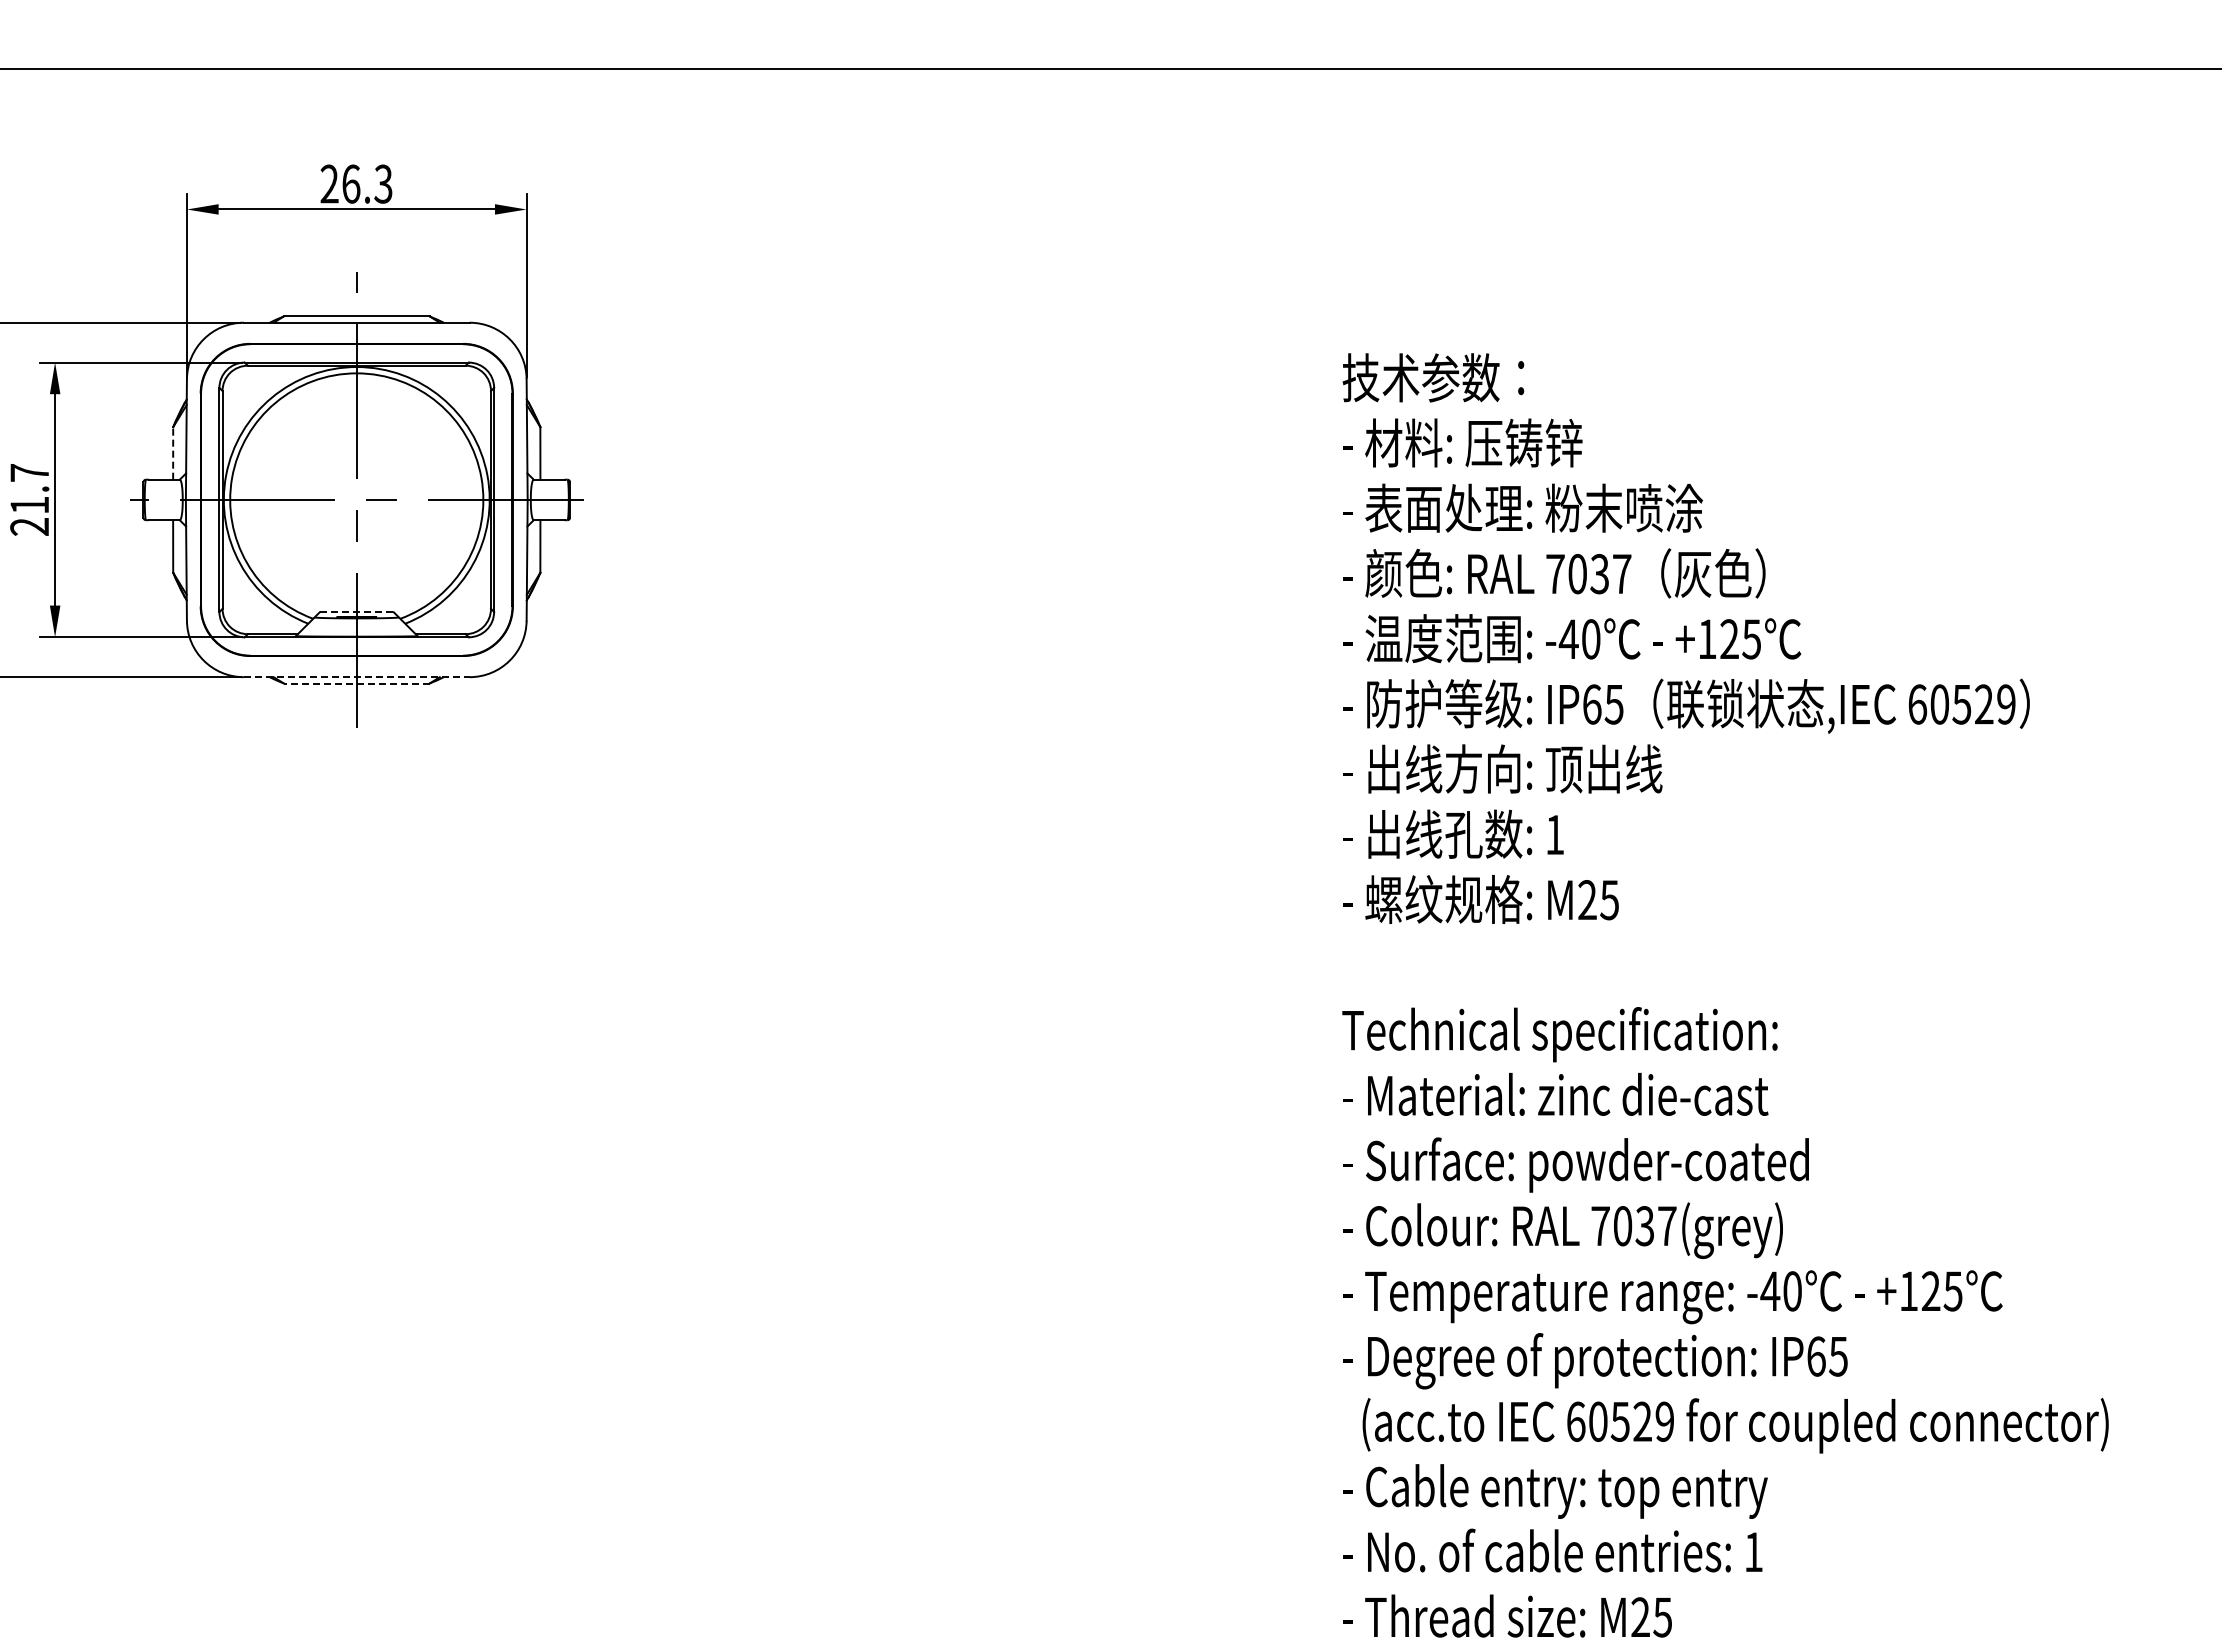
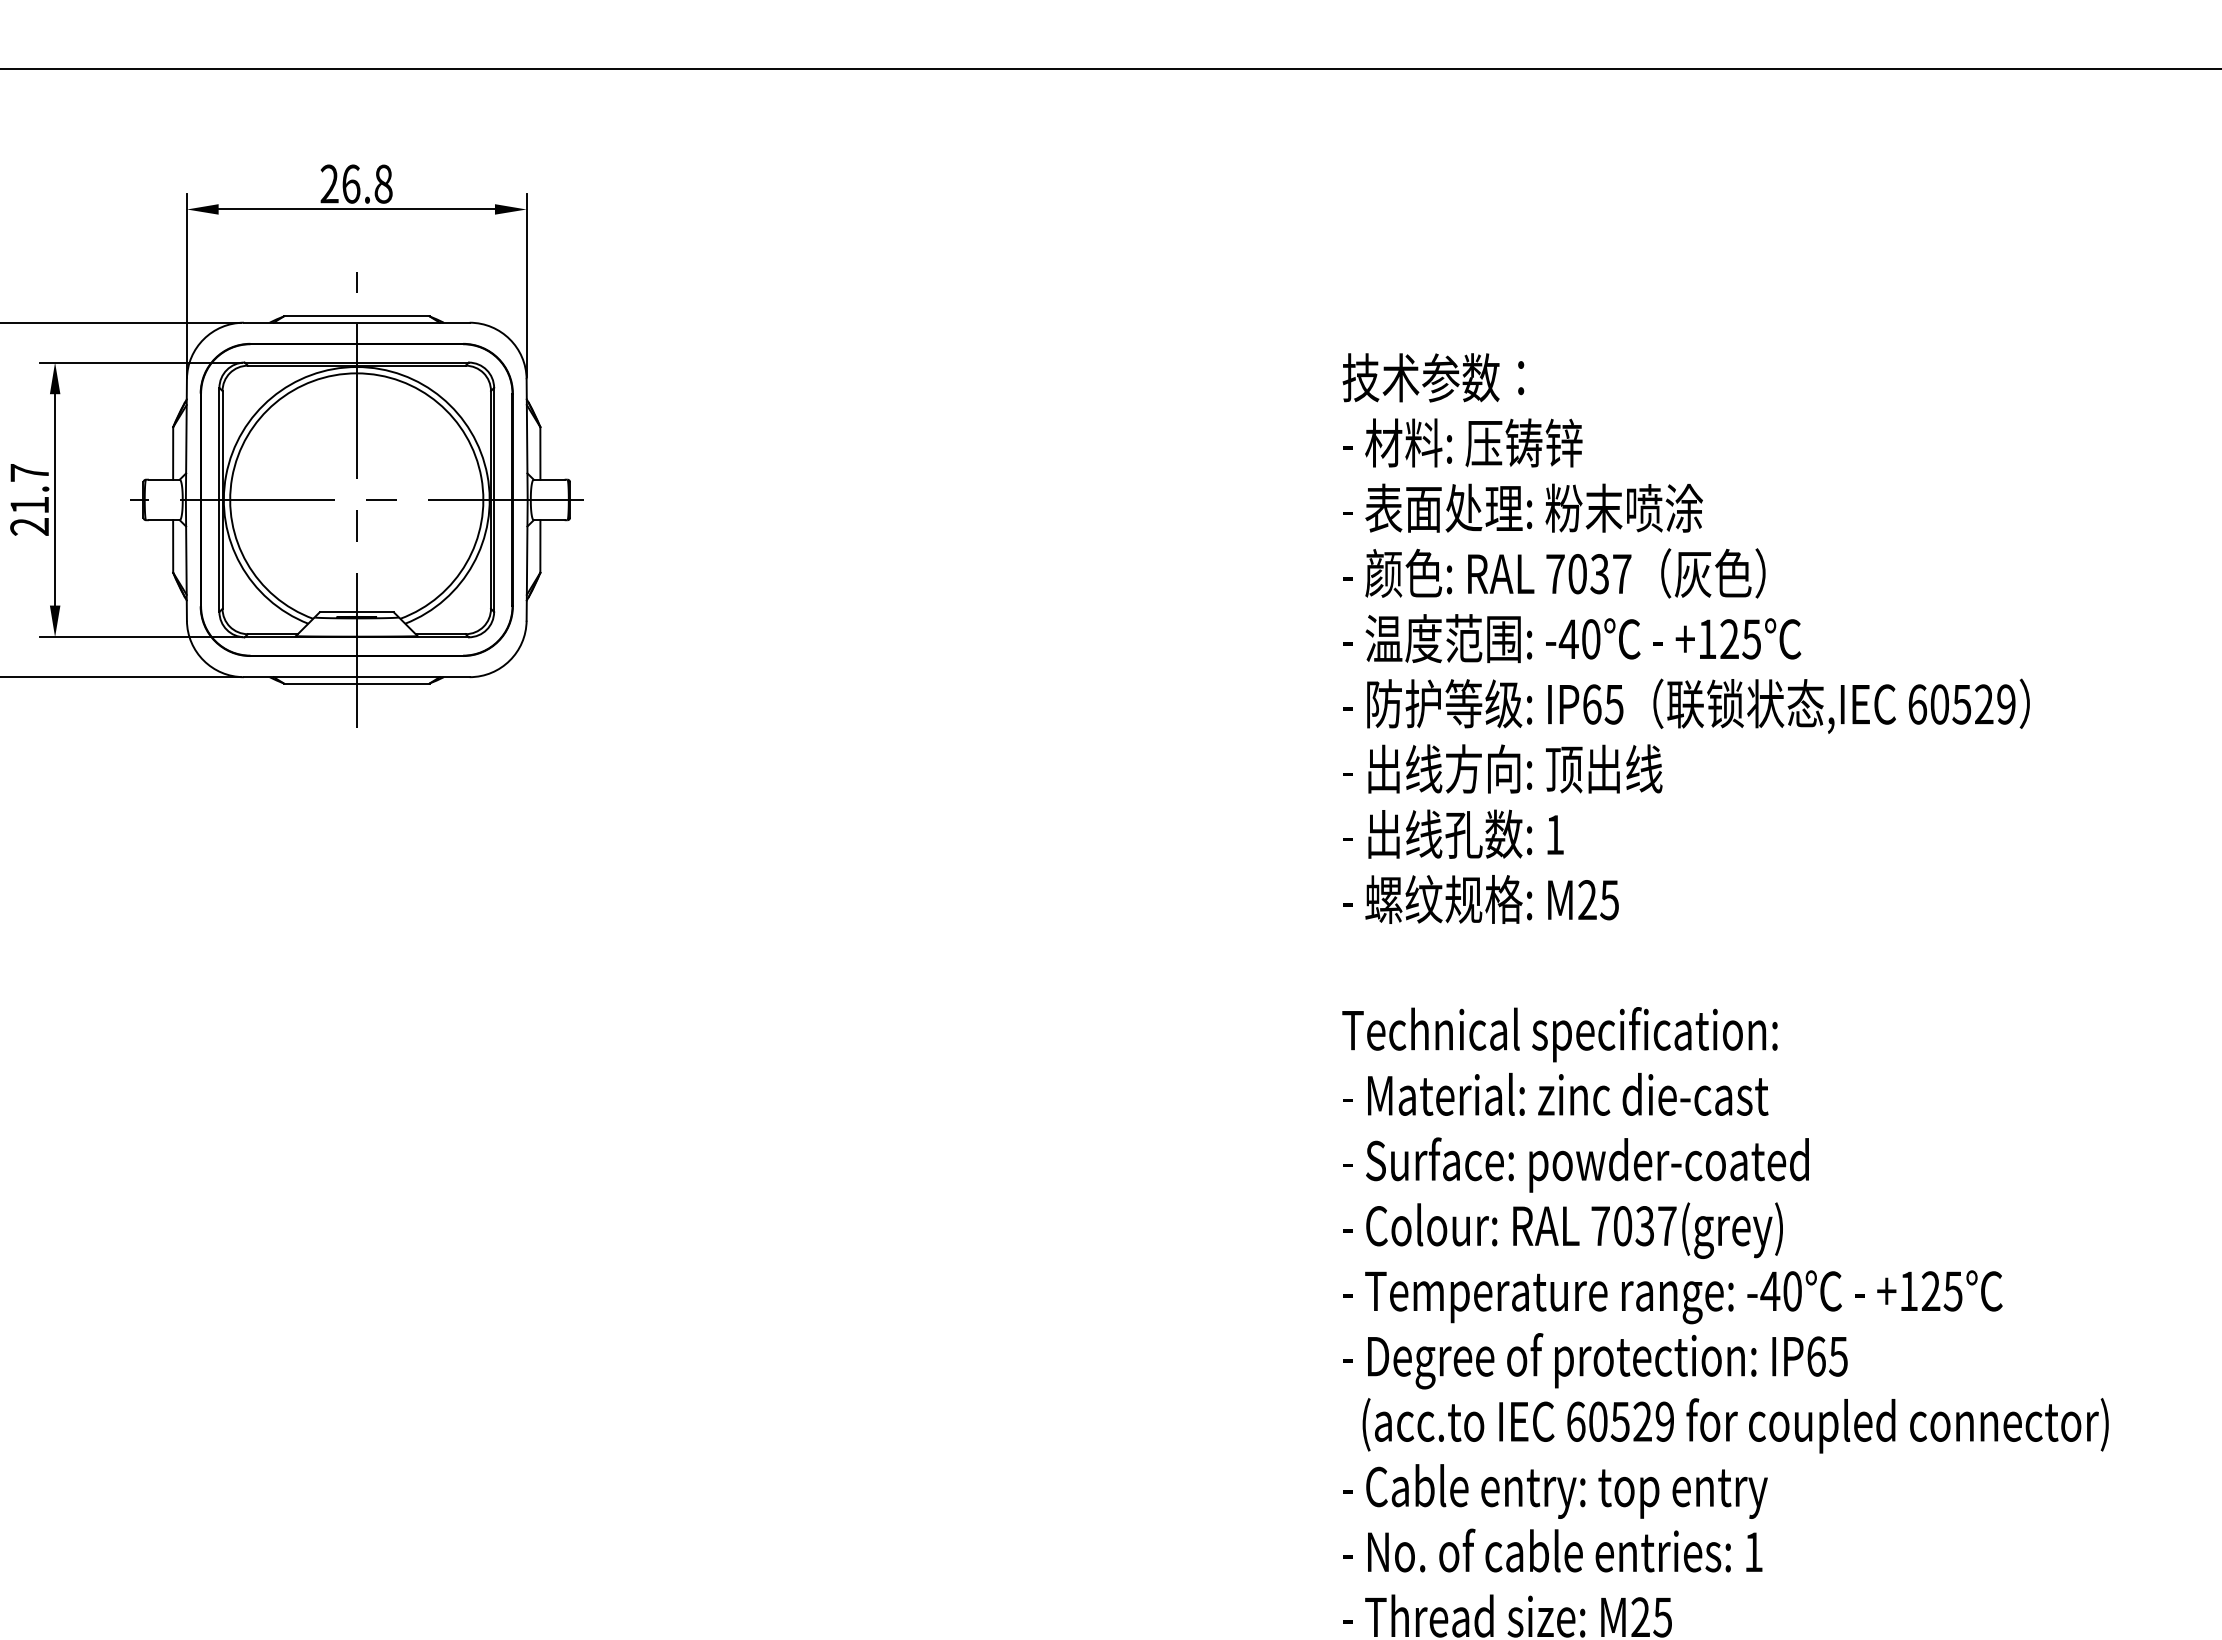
text: 26.3 -> 26.8 (383, 183)
line: dashed -> solid (173, 452)
line: dashed -> solid (357, 612)
line: dashed -> solid (356, 677)
line: dashed -> solid (356, 683)
